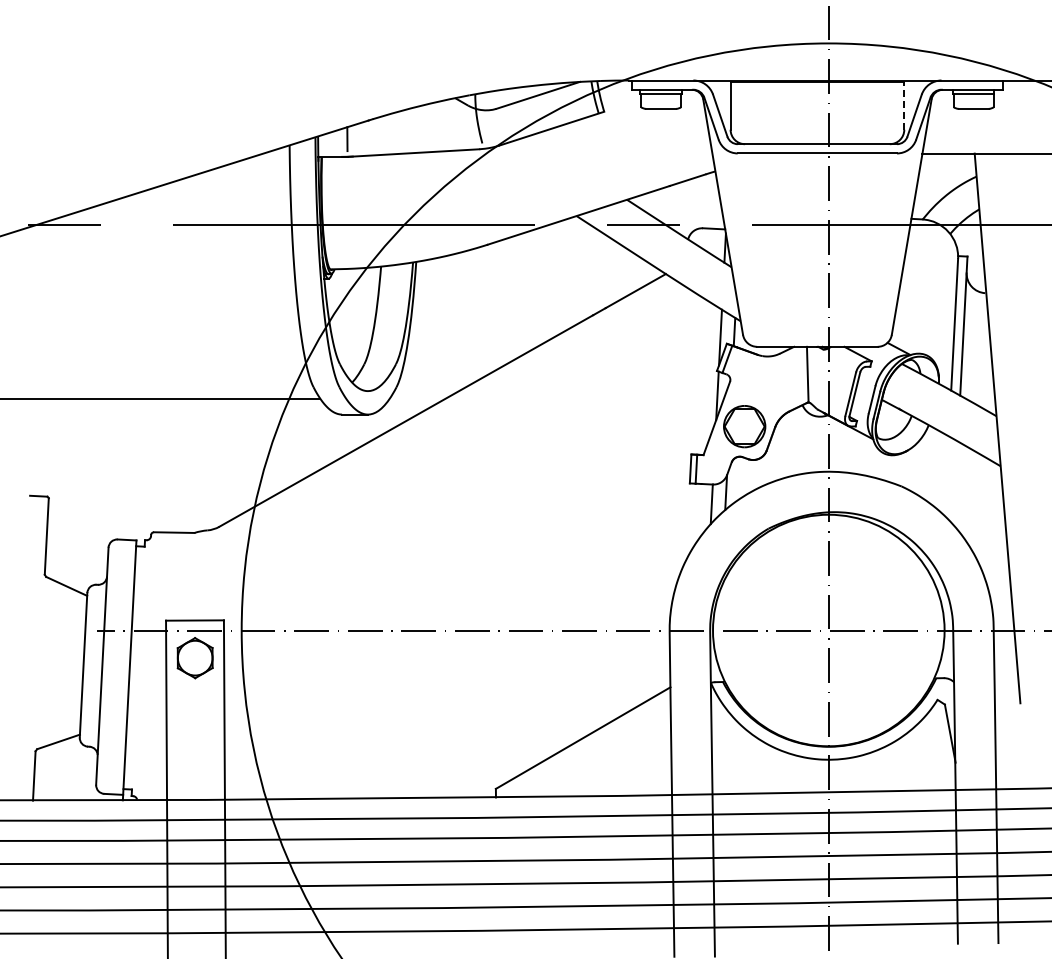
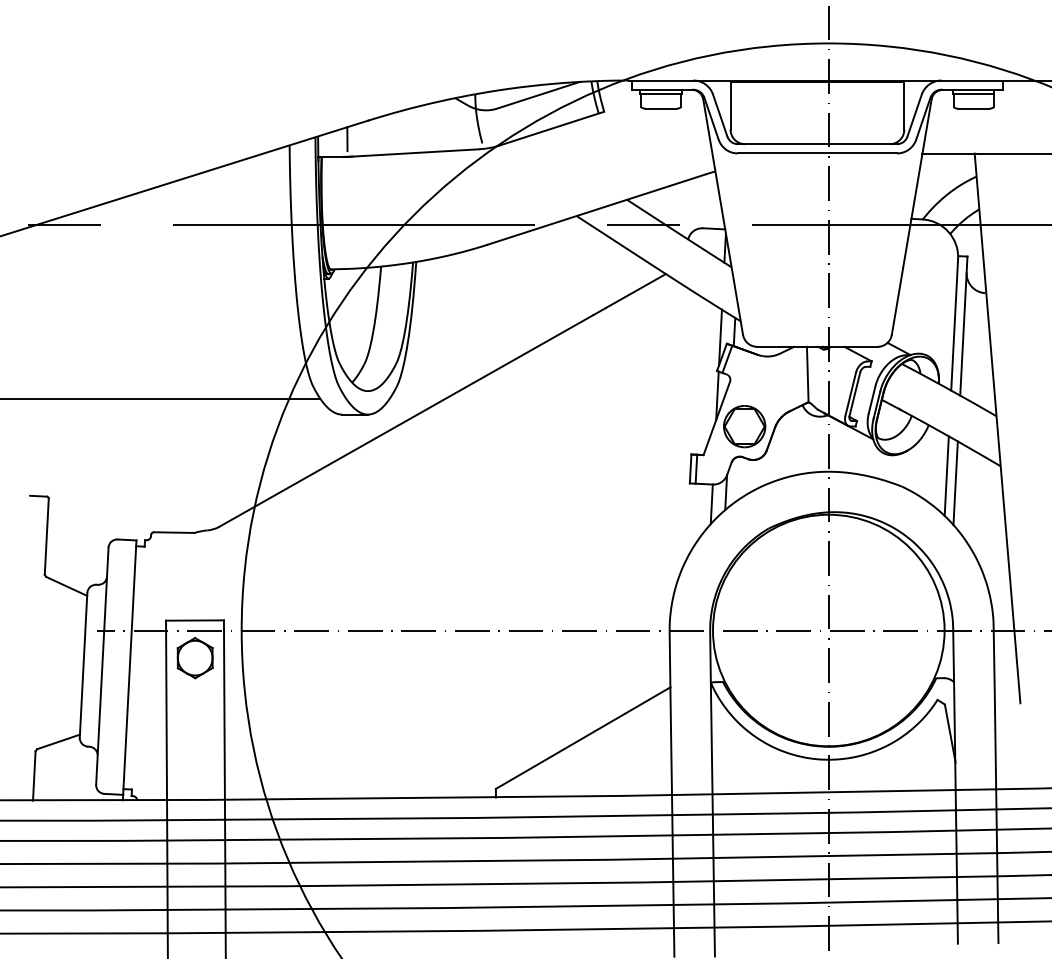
line: dashed -> solid (904, 105)
line: none -> present (946, 475)
line: none -> present (955, 482)
